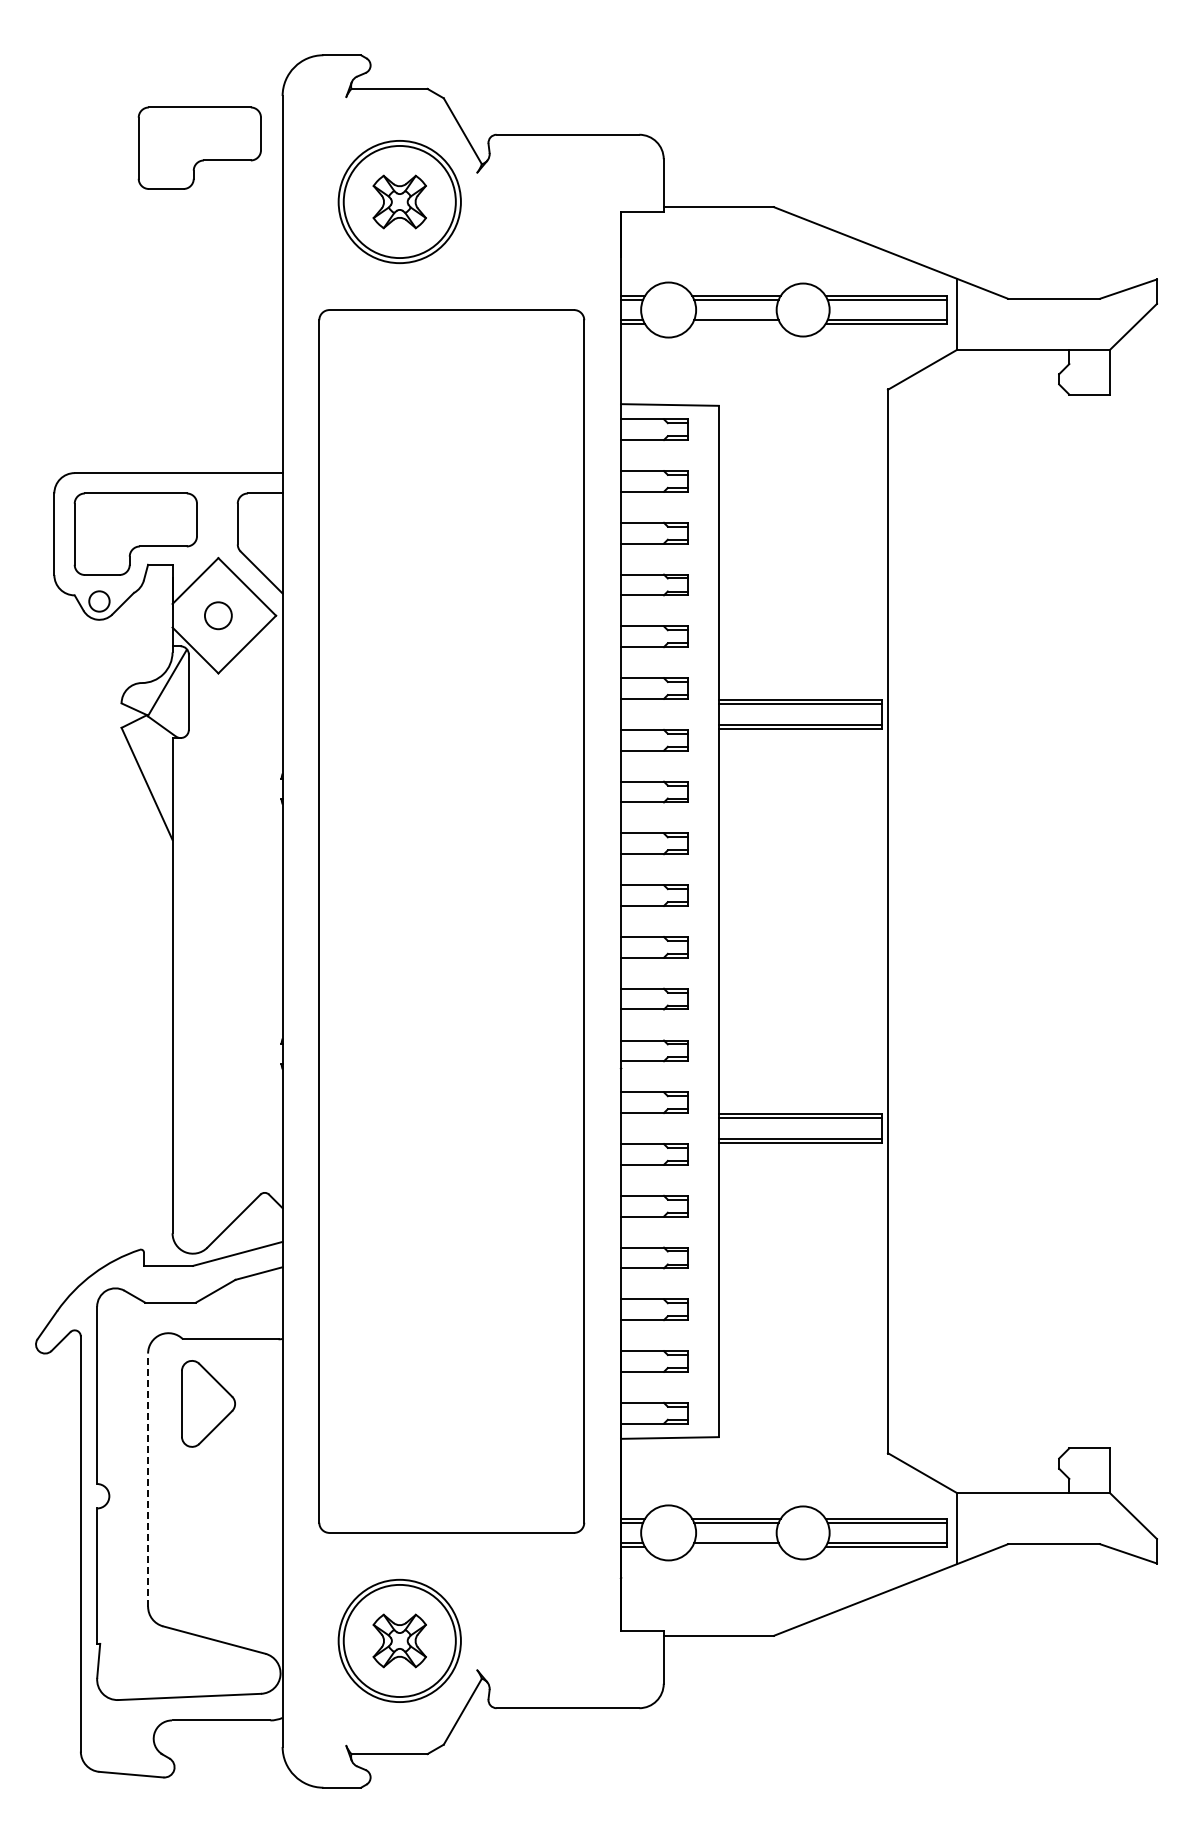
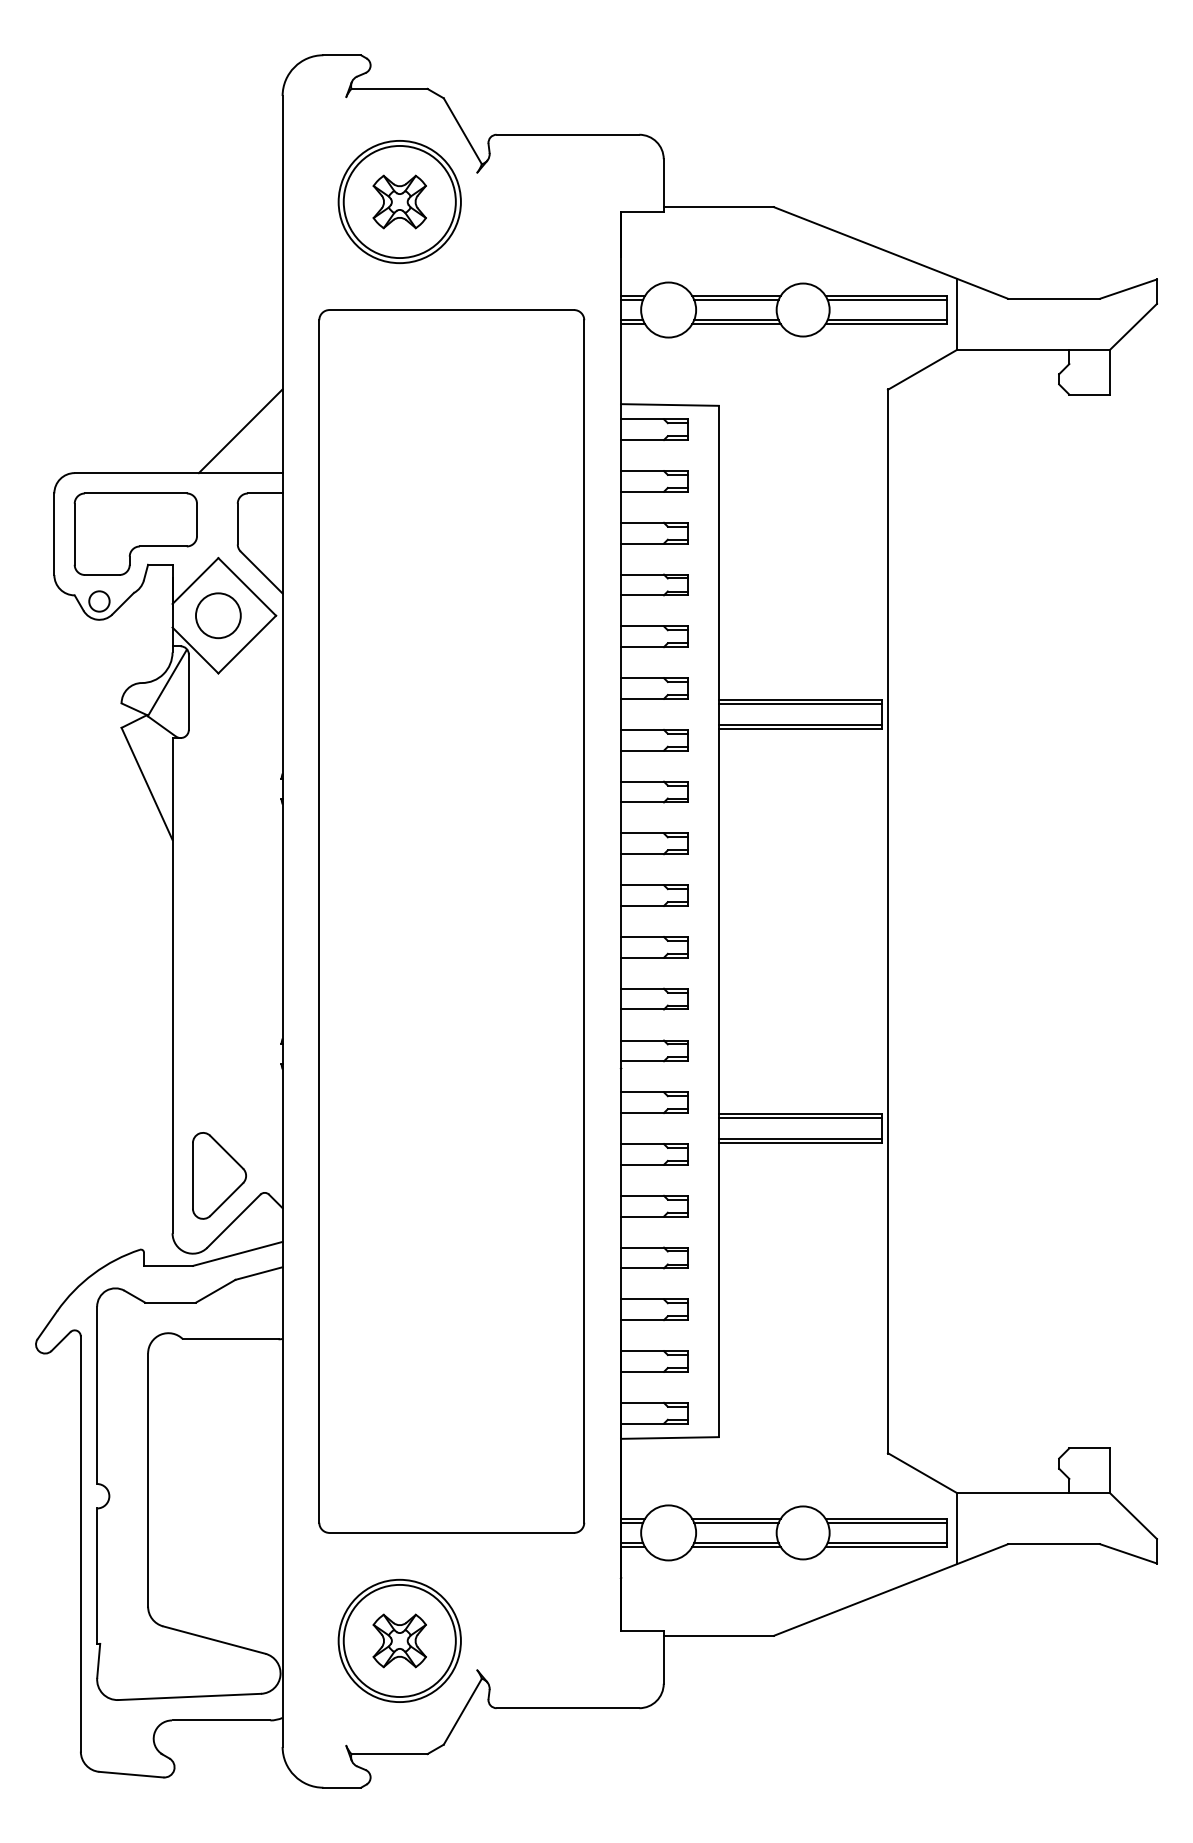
part: present -> none (199, 147)
line: none -> present (736, 324)
line: none -> present (240, 431)
circle diameter: 27 px -> 45 px (218, 615)
part position: (208, 1403) -> (219, 1175) (219, 1175)
line: dashed -> solid (148, 1480)
line: none -> present (736, 1547)
